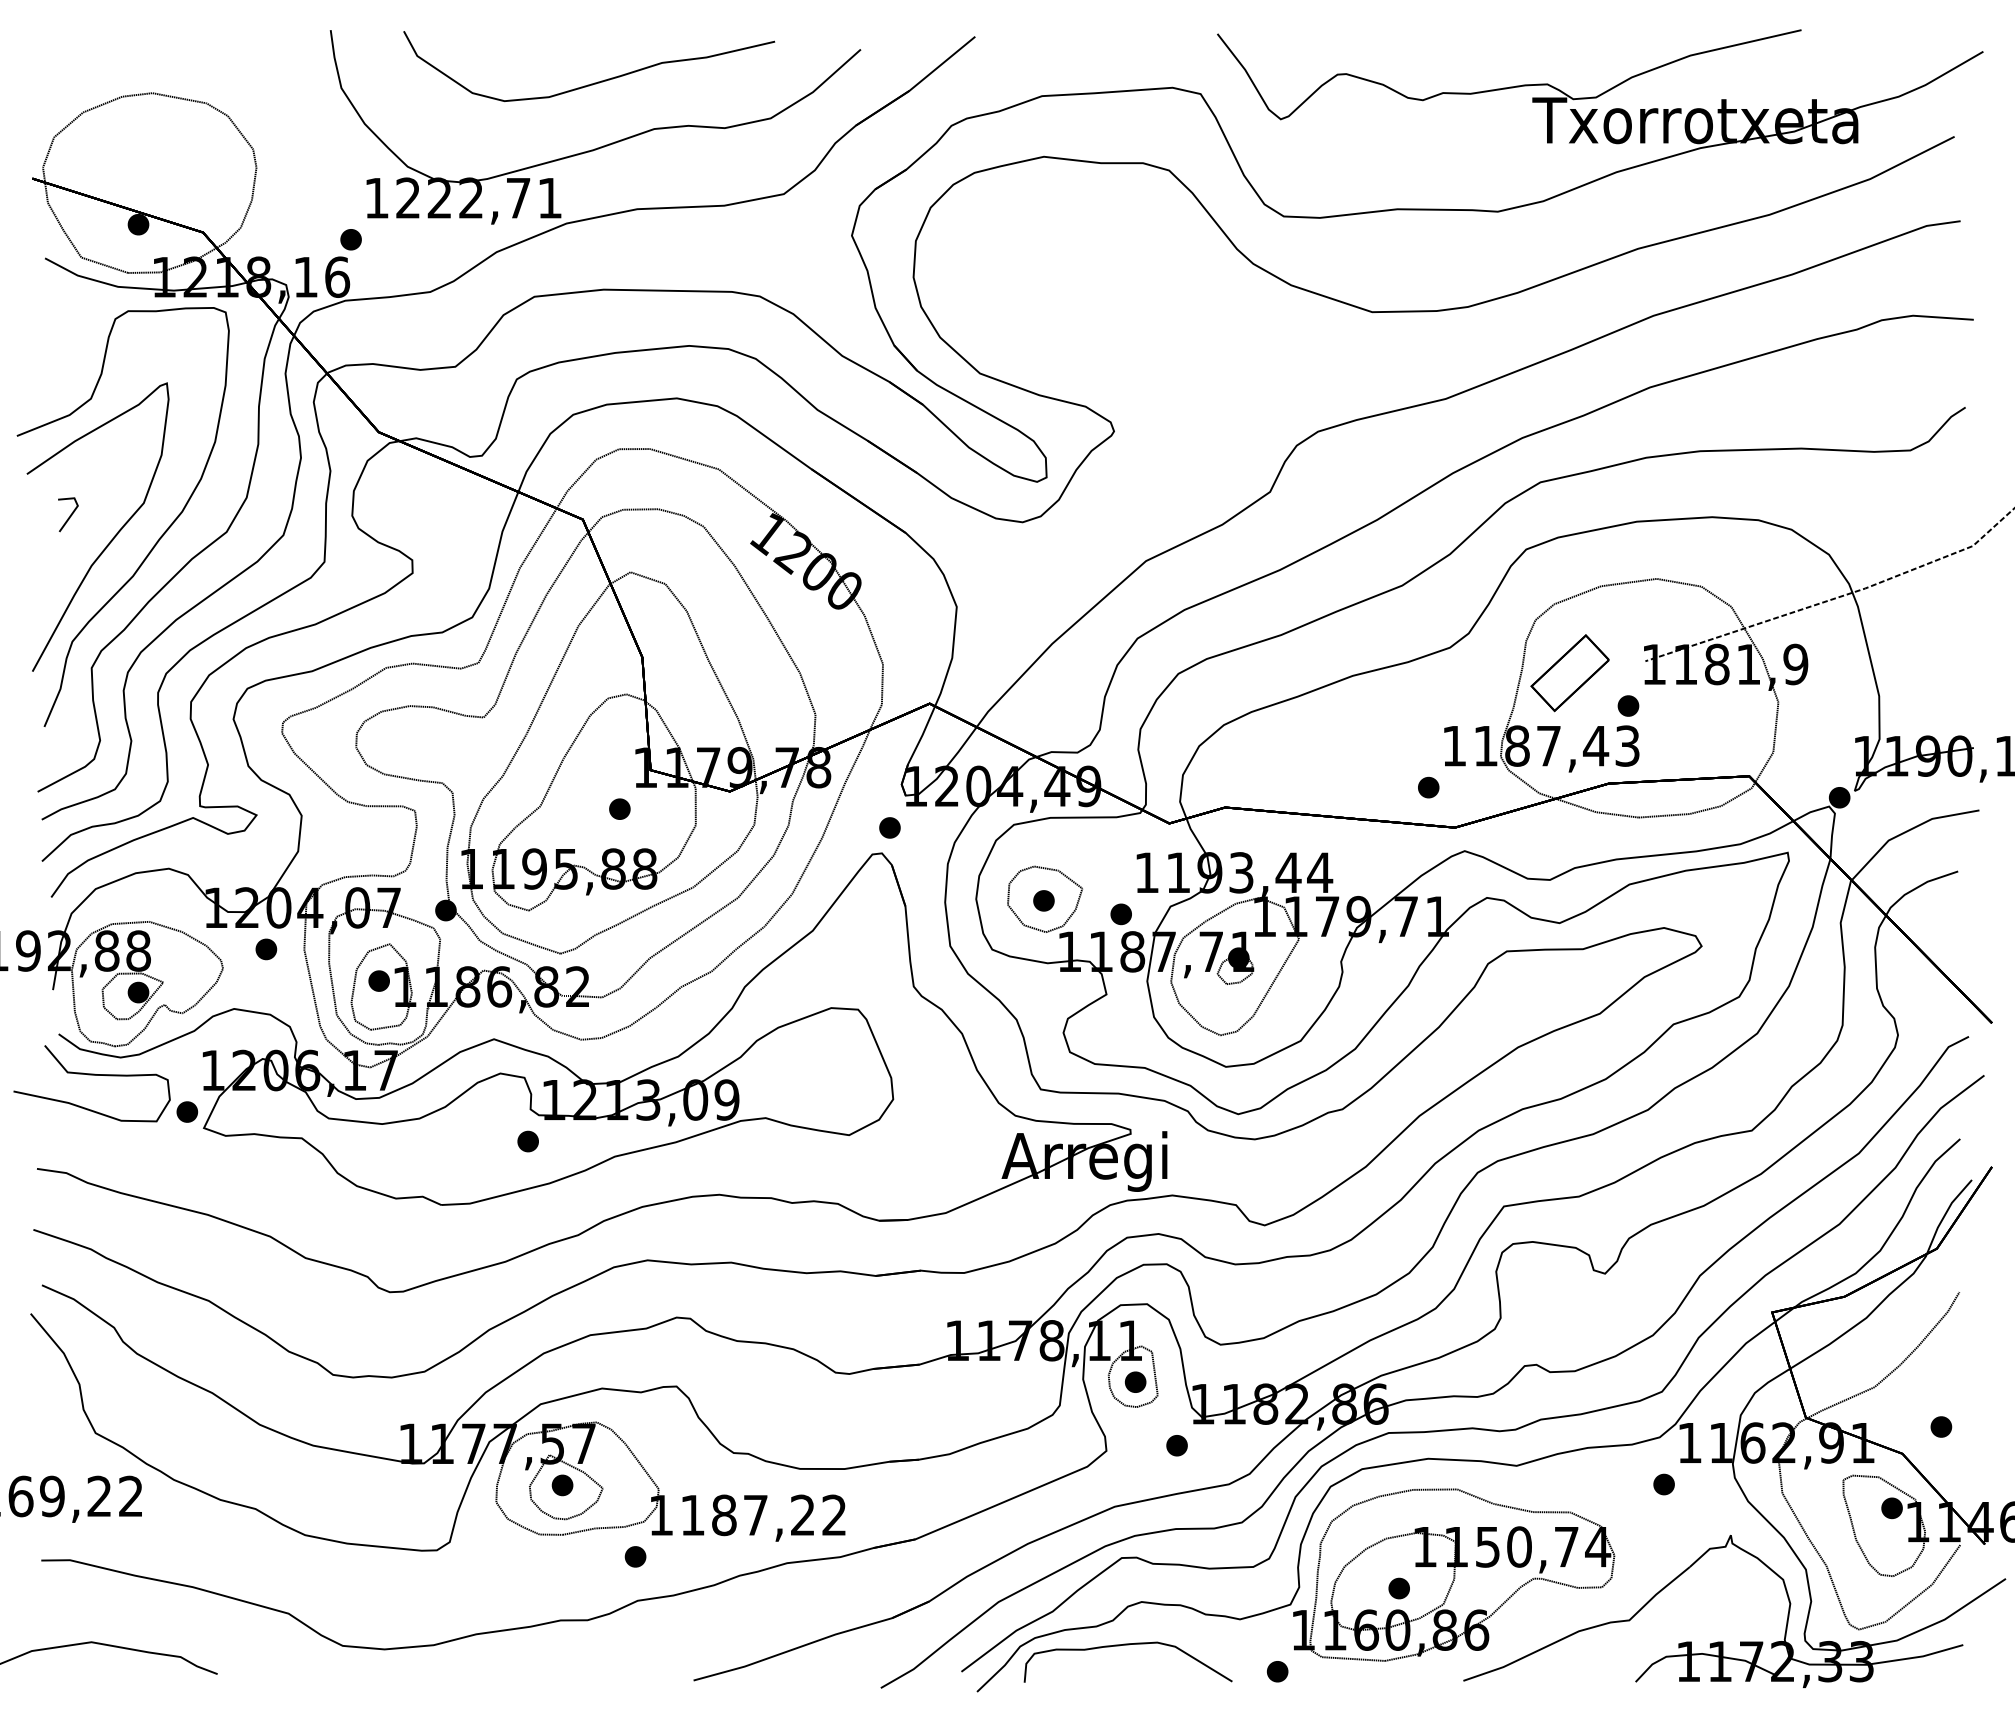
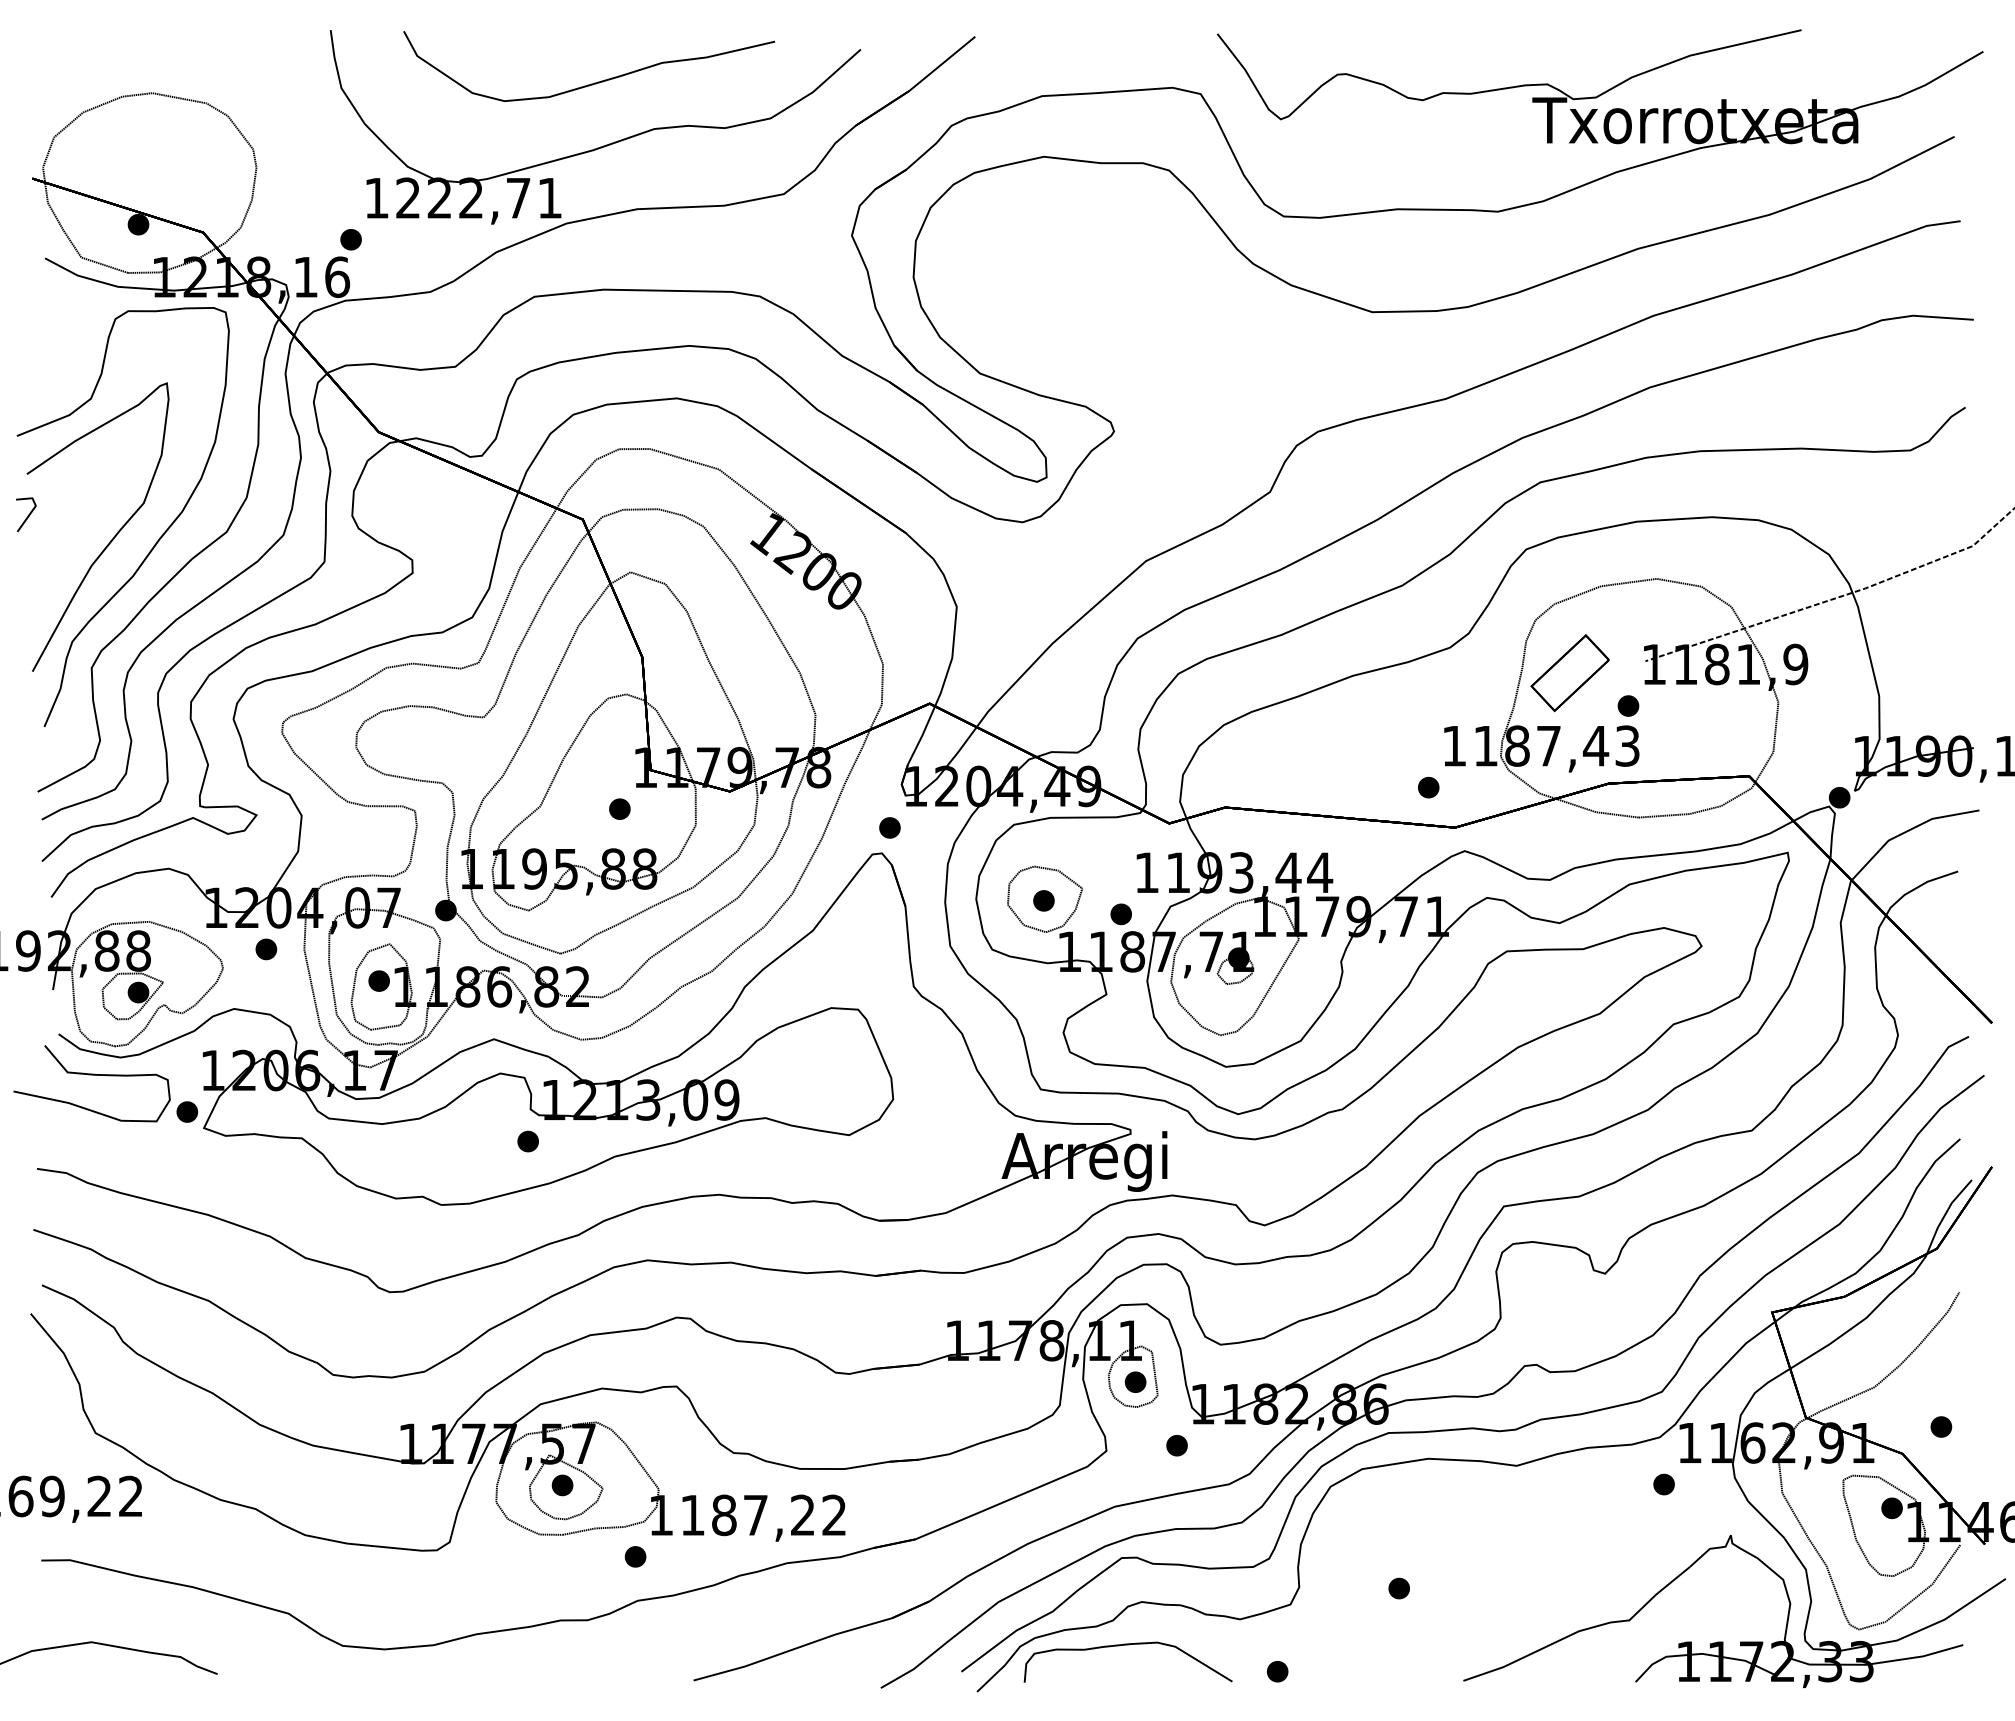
line position: (69, 515) -> (27, 515) (27, 515)
part: present -> none (1454, 1574)
